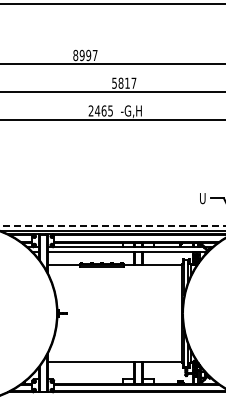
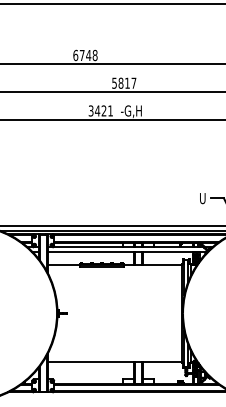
text: 8997 -> 6748 (85, 55)
text: 2465 -> 3421 (100, 110)
line: dashed -> solid (113, 225)
